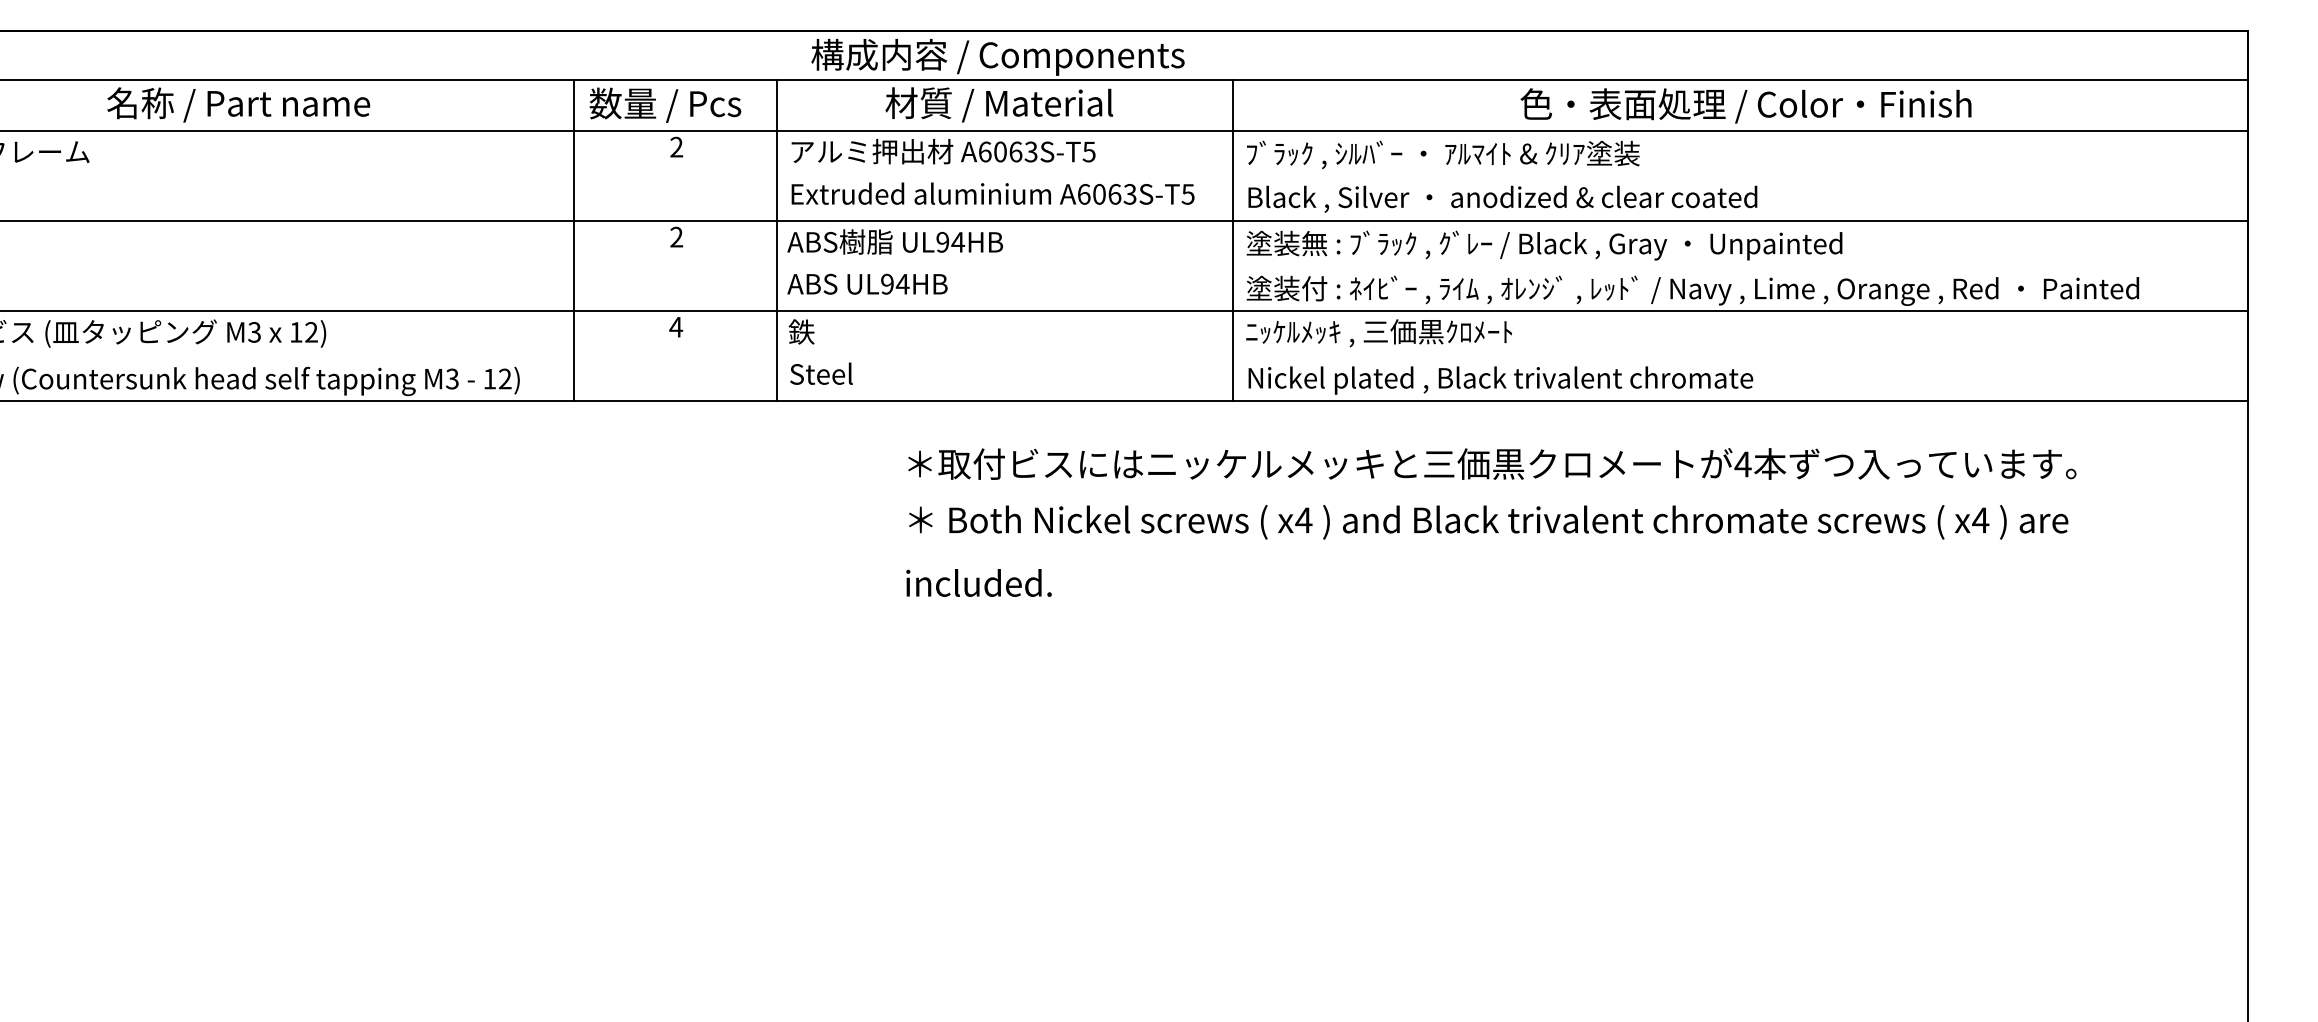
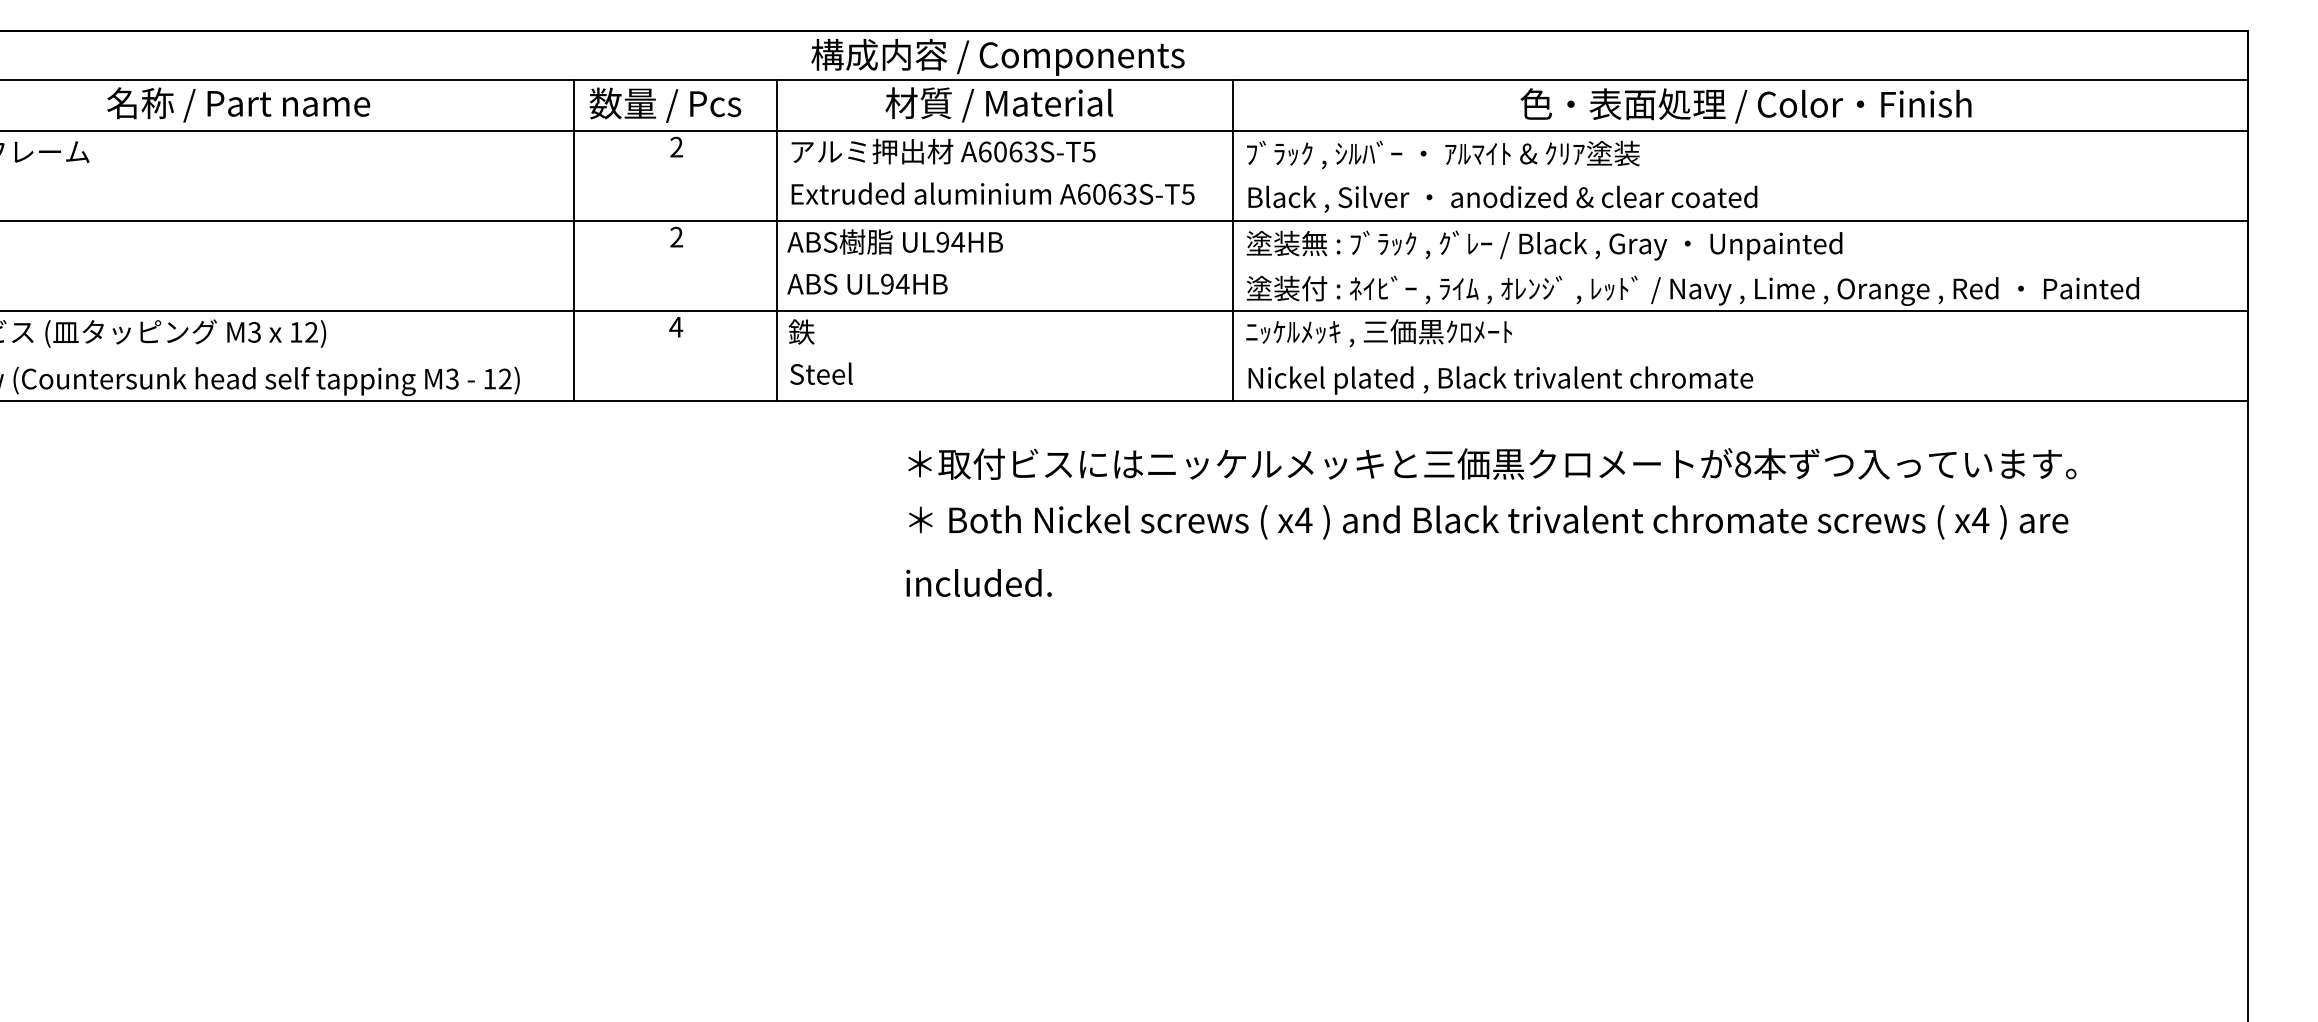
text: 4 -> 8 (1742, 464)
